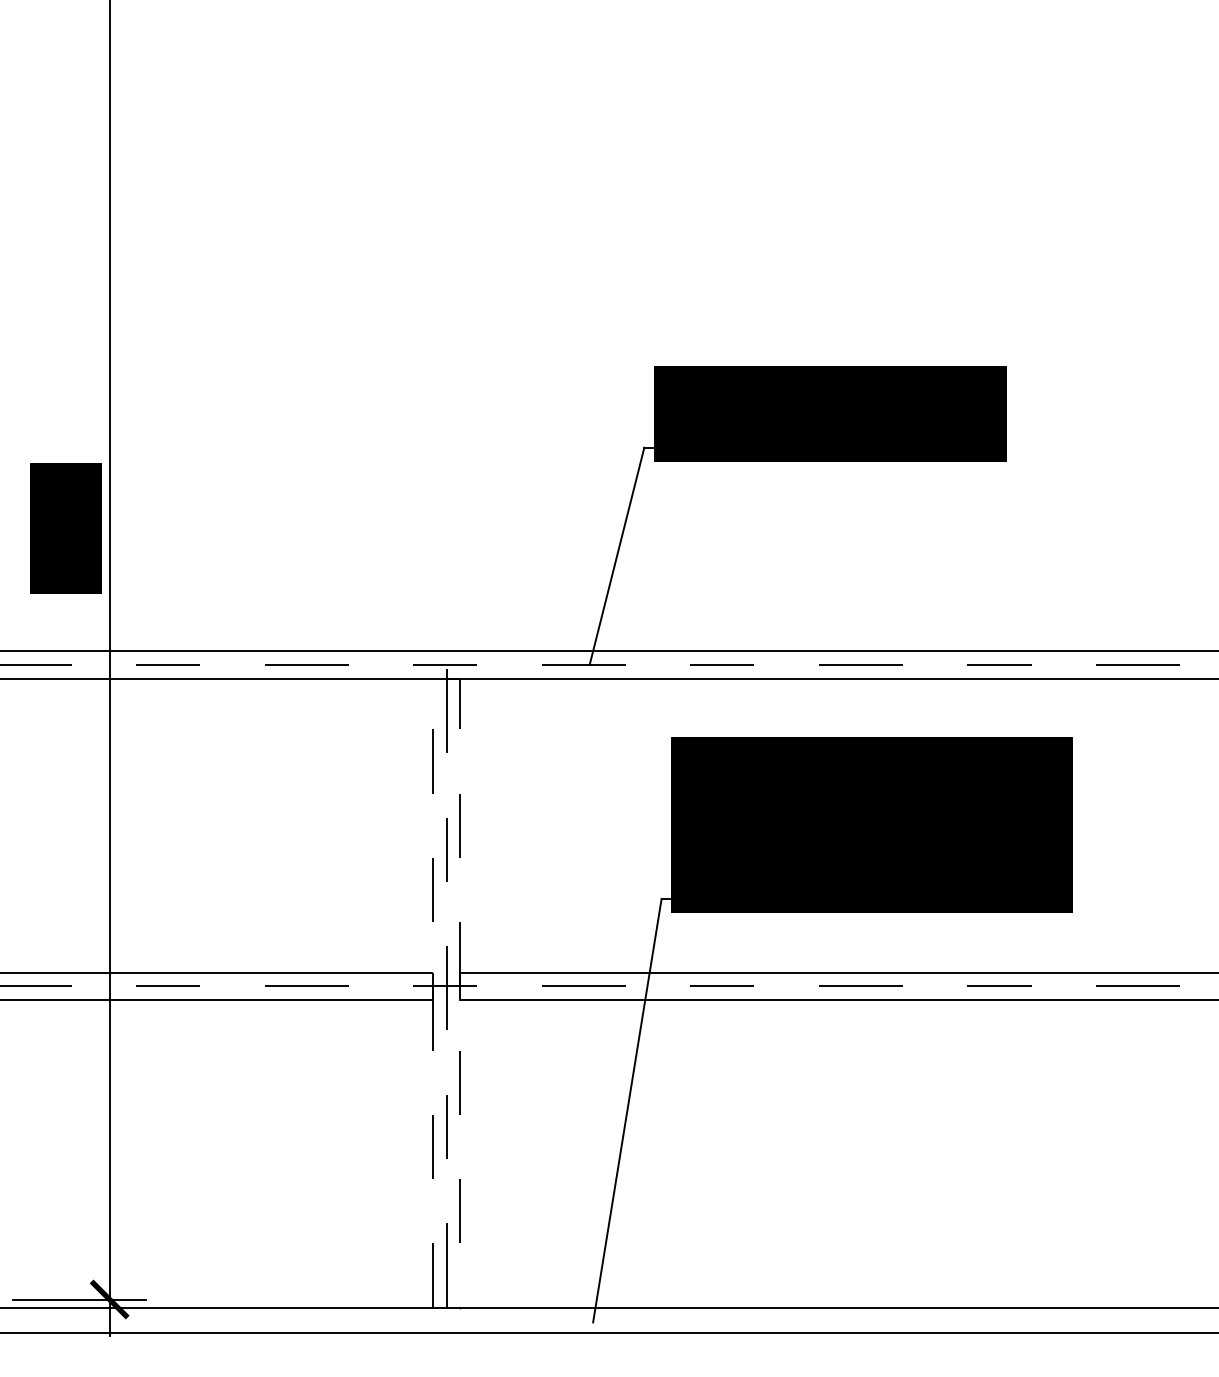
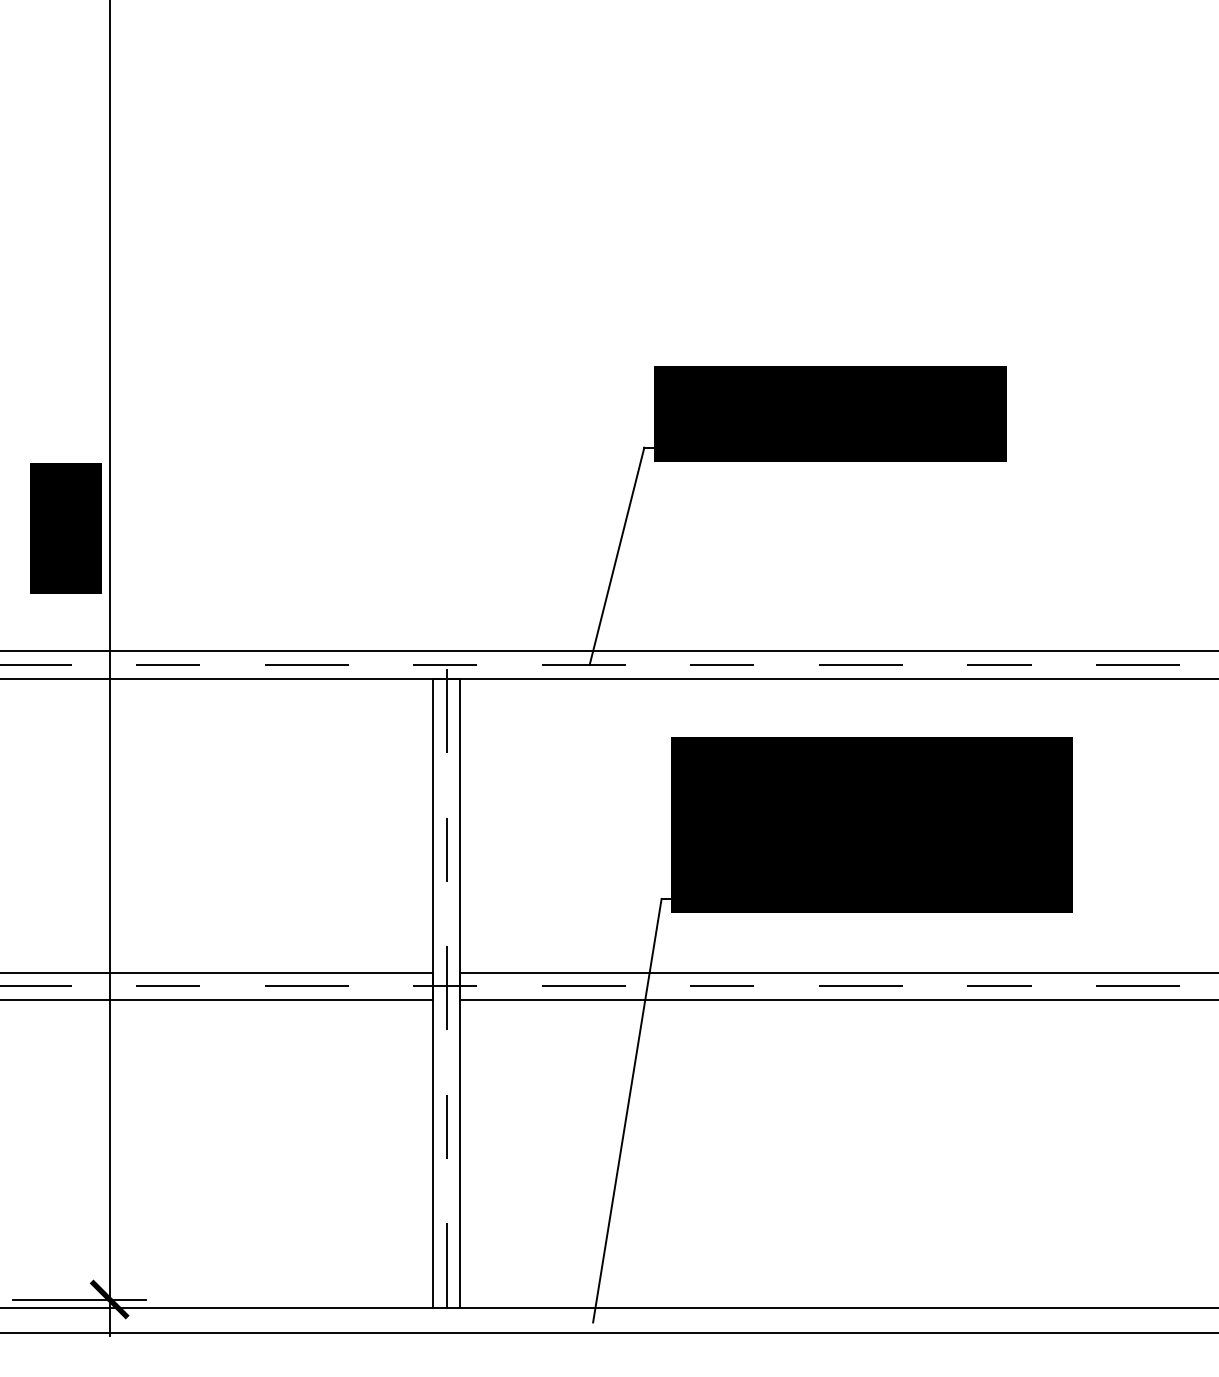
line: dashed -> solid (446, 678)
